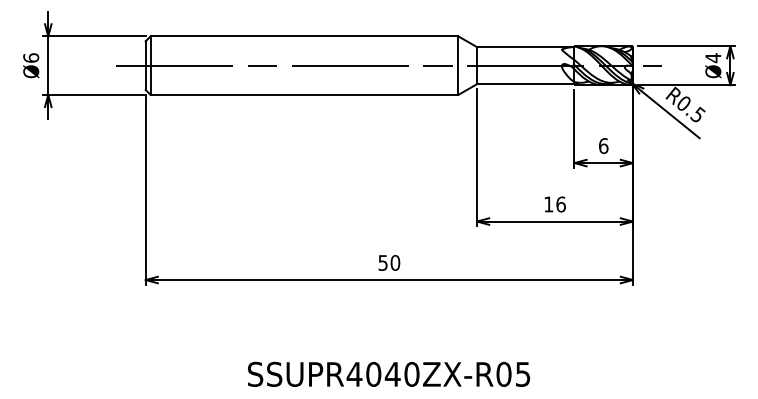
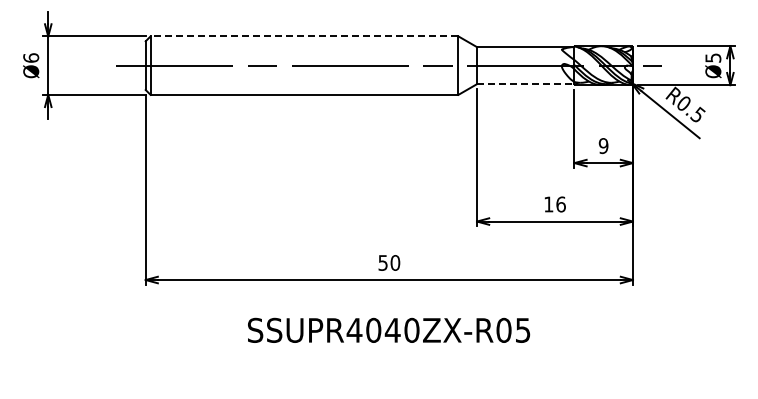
line: solid -> dashed (304, 36)
text: Ø4 -> Ø5 (713, 58)
line: solid -> dashed (525, 84)
text: 6 -> 9 (603, 146)
text position: (389, 373) -> (389, 329) (389, 329)
